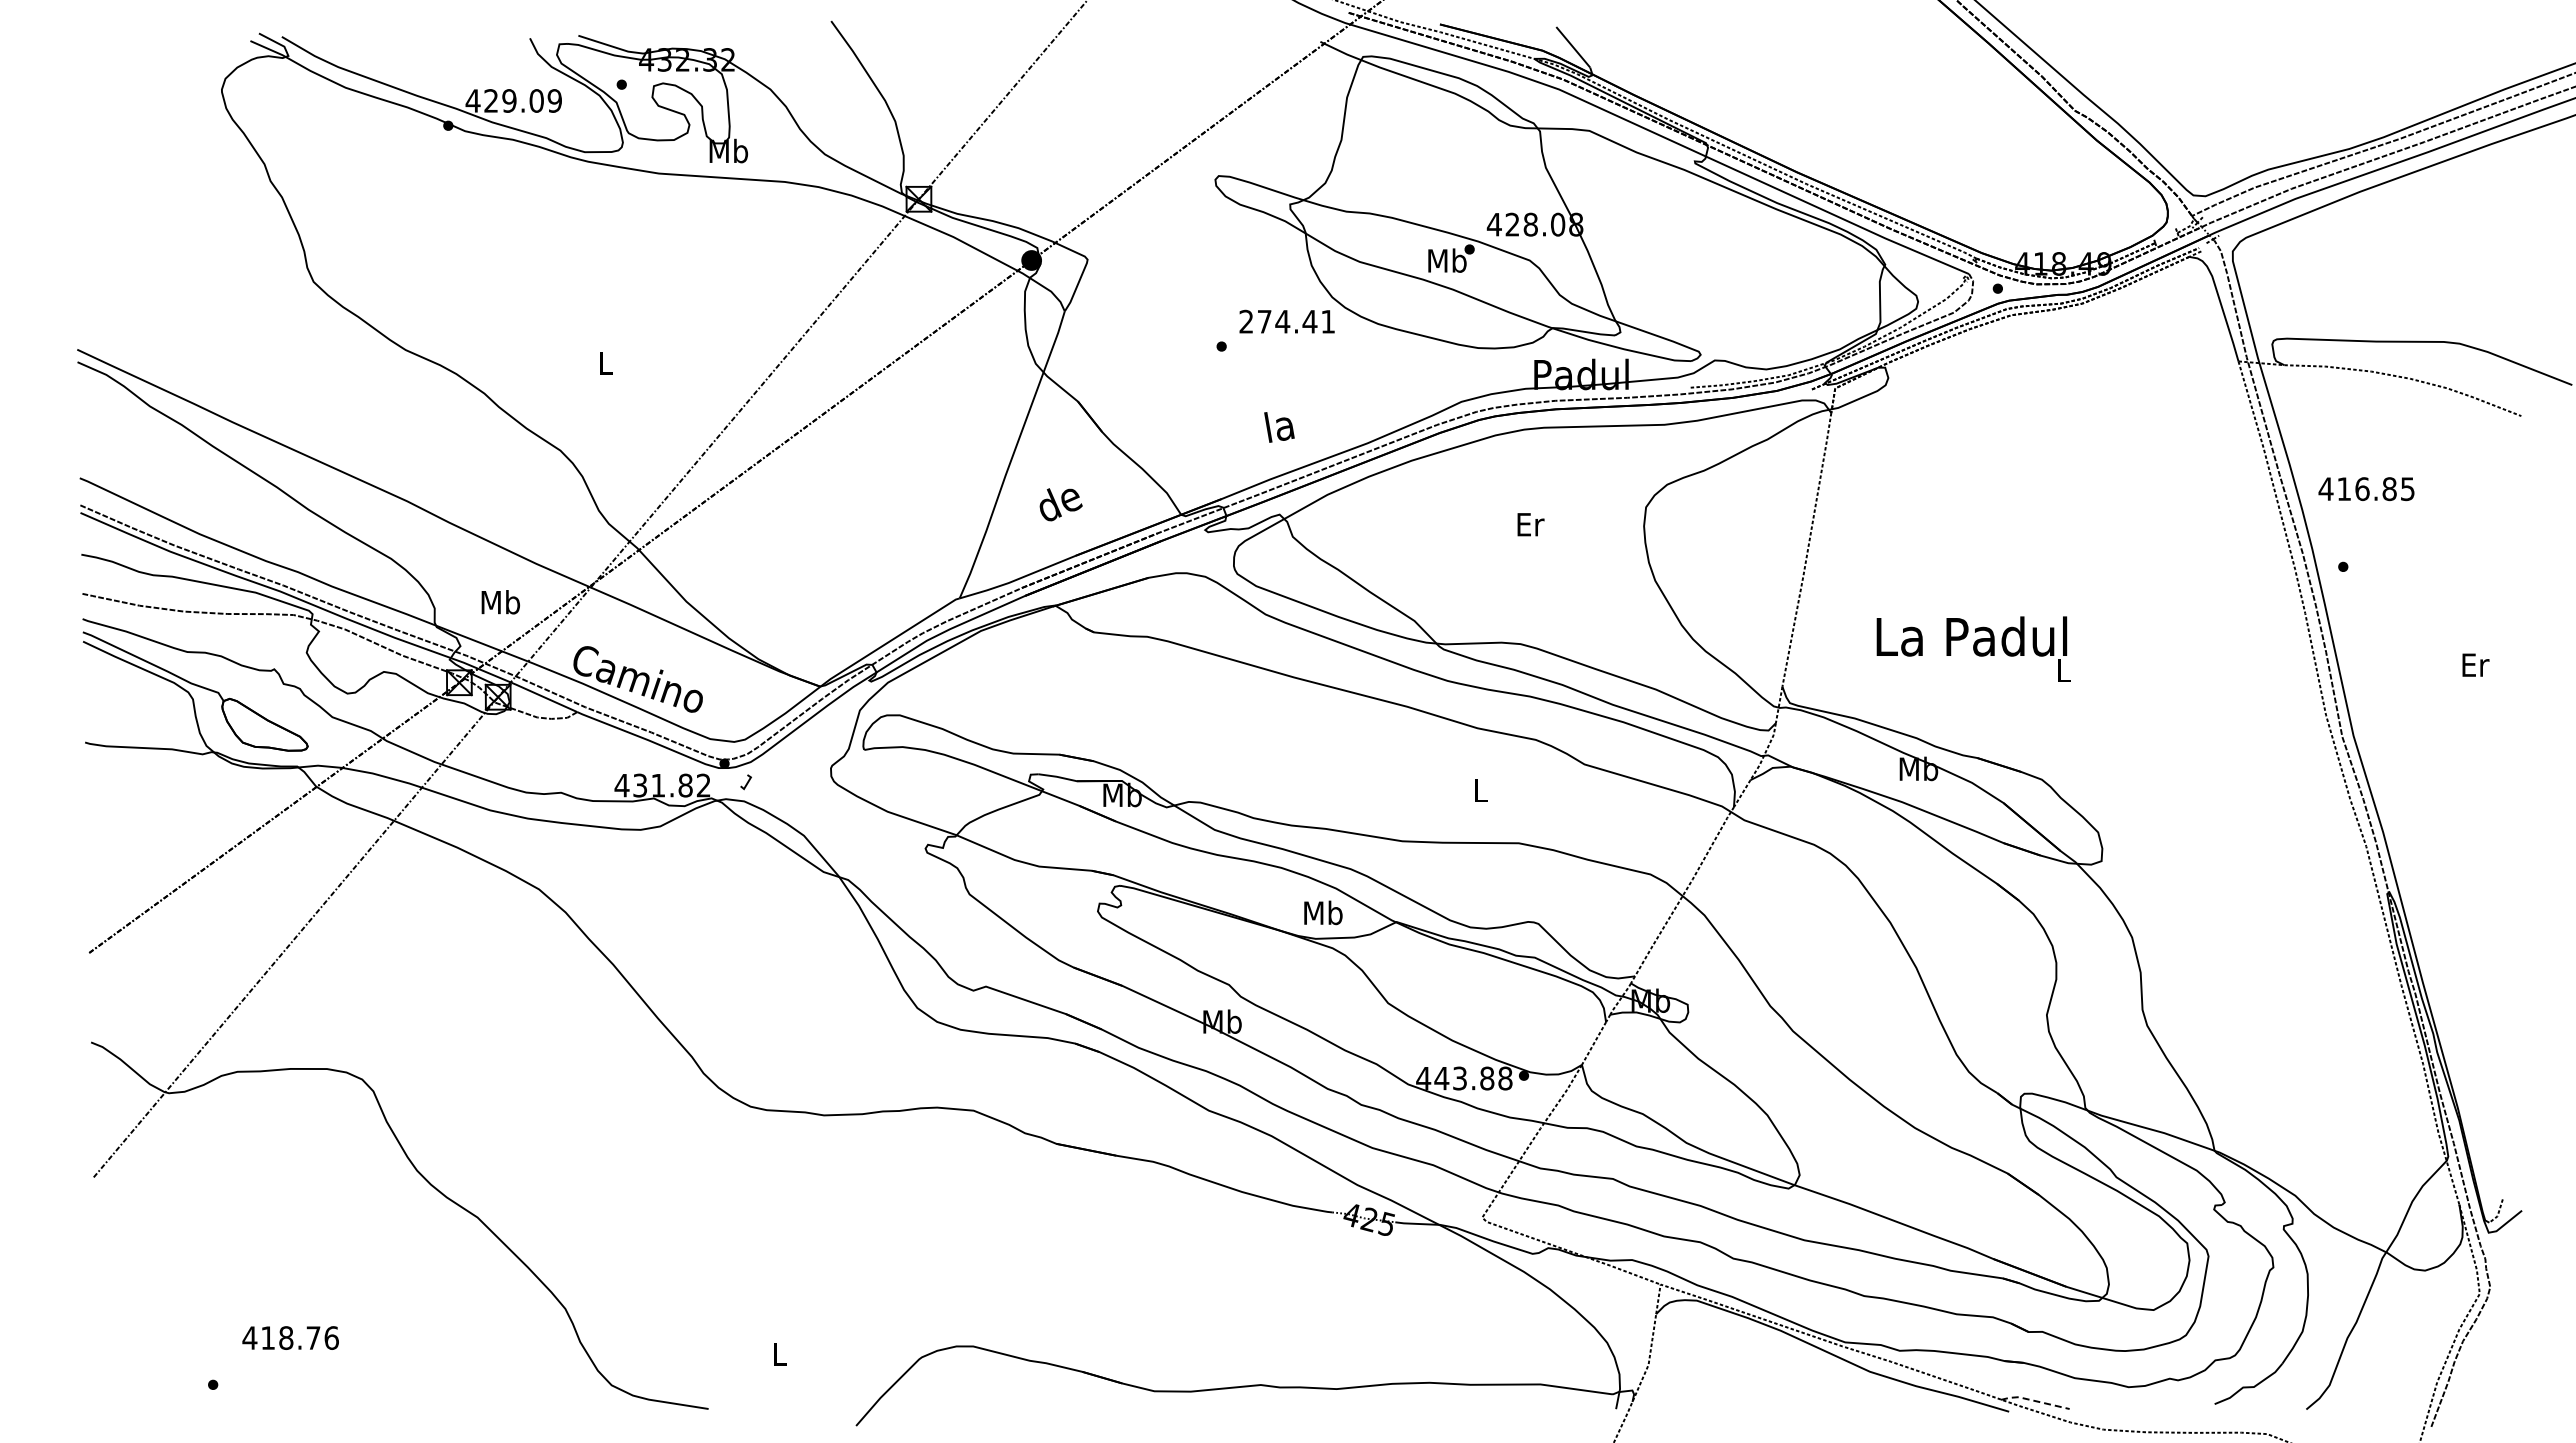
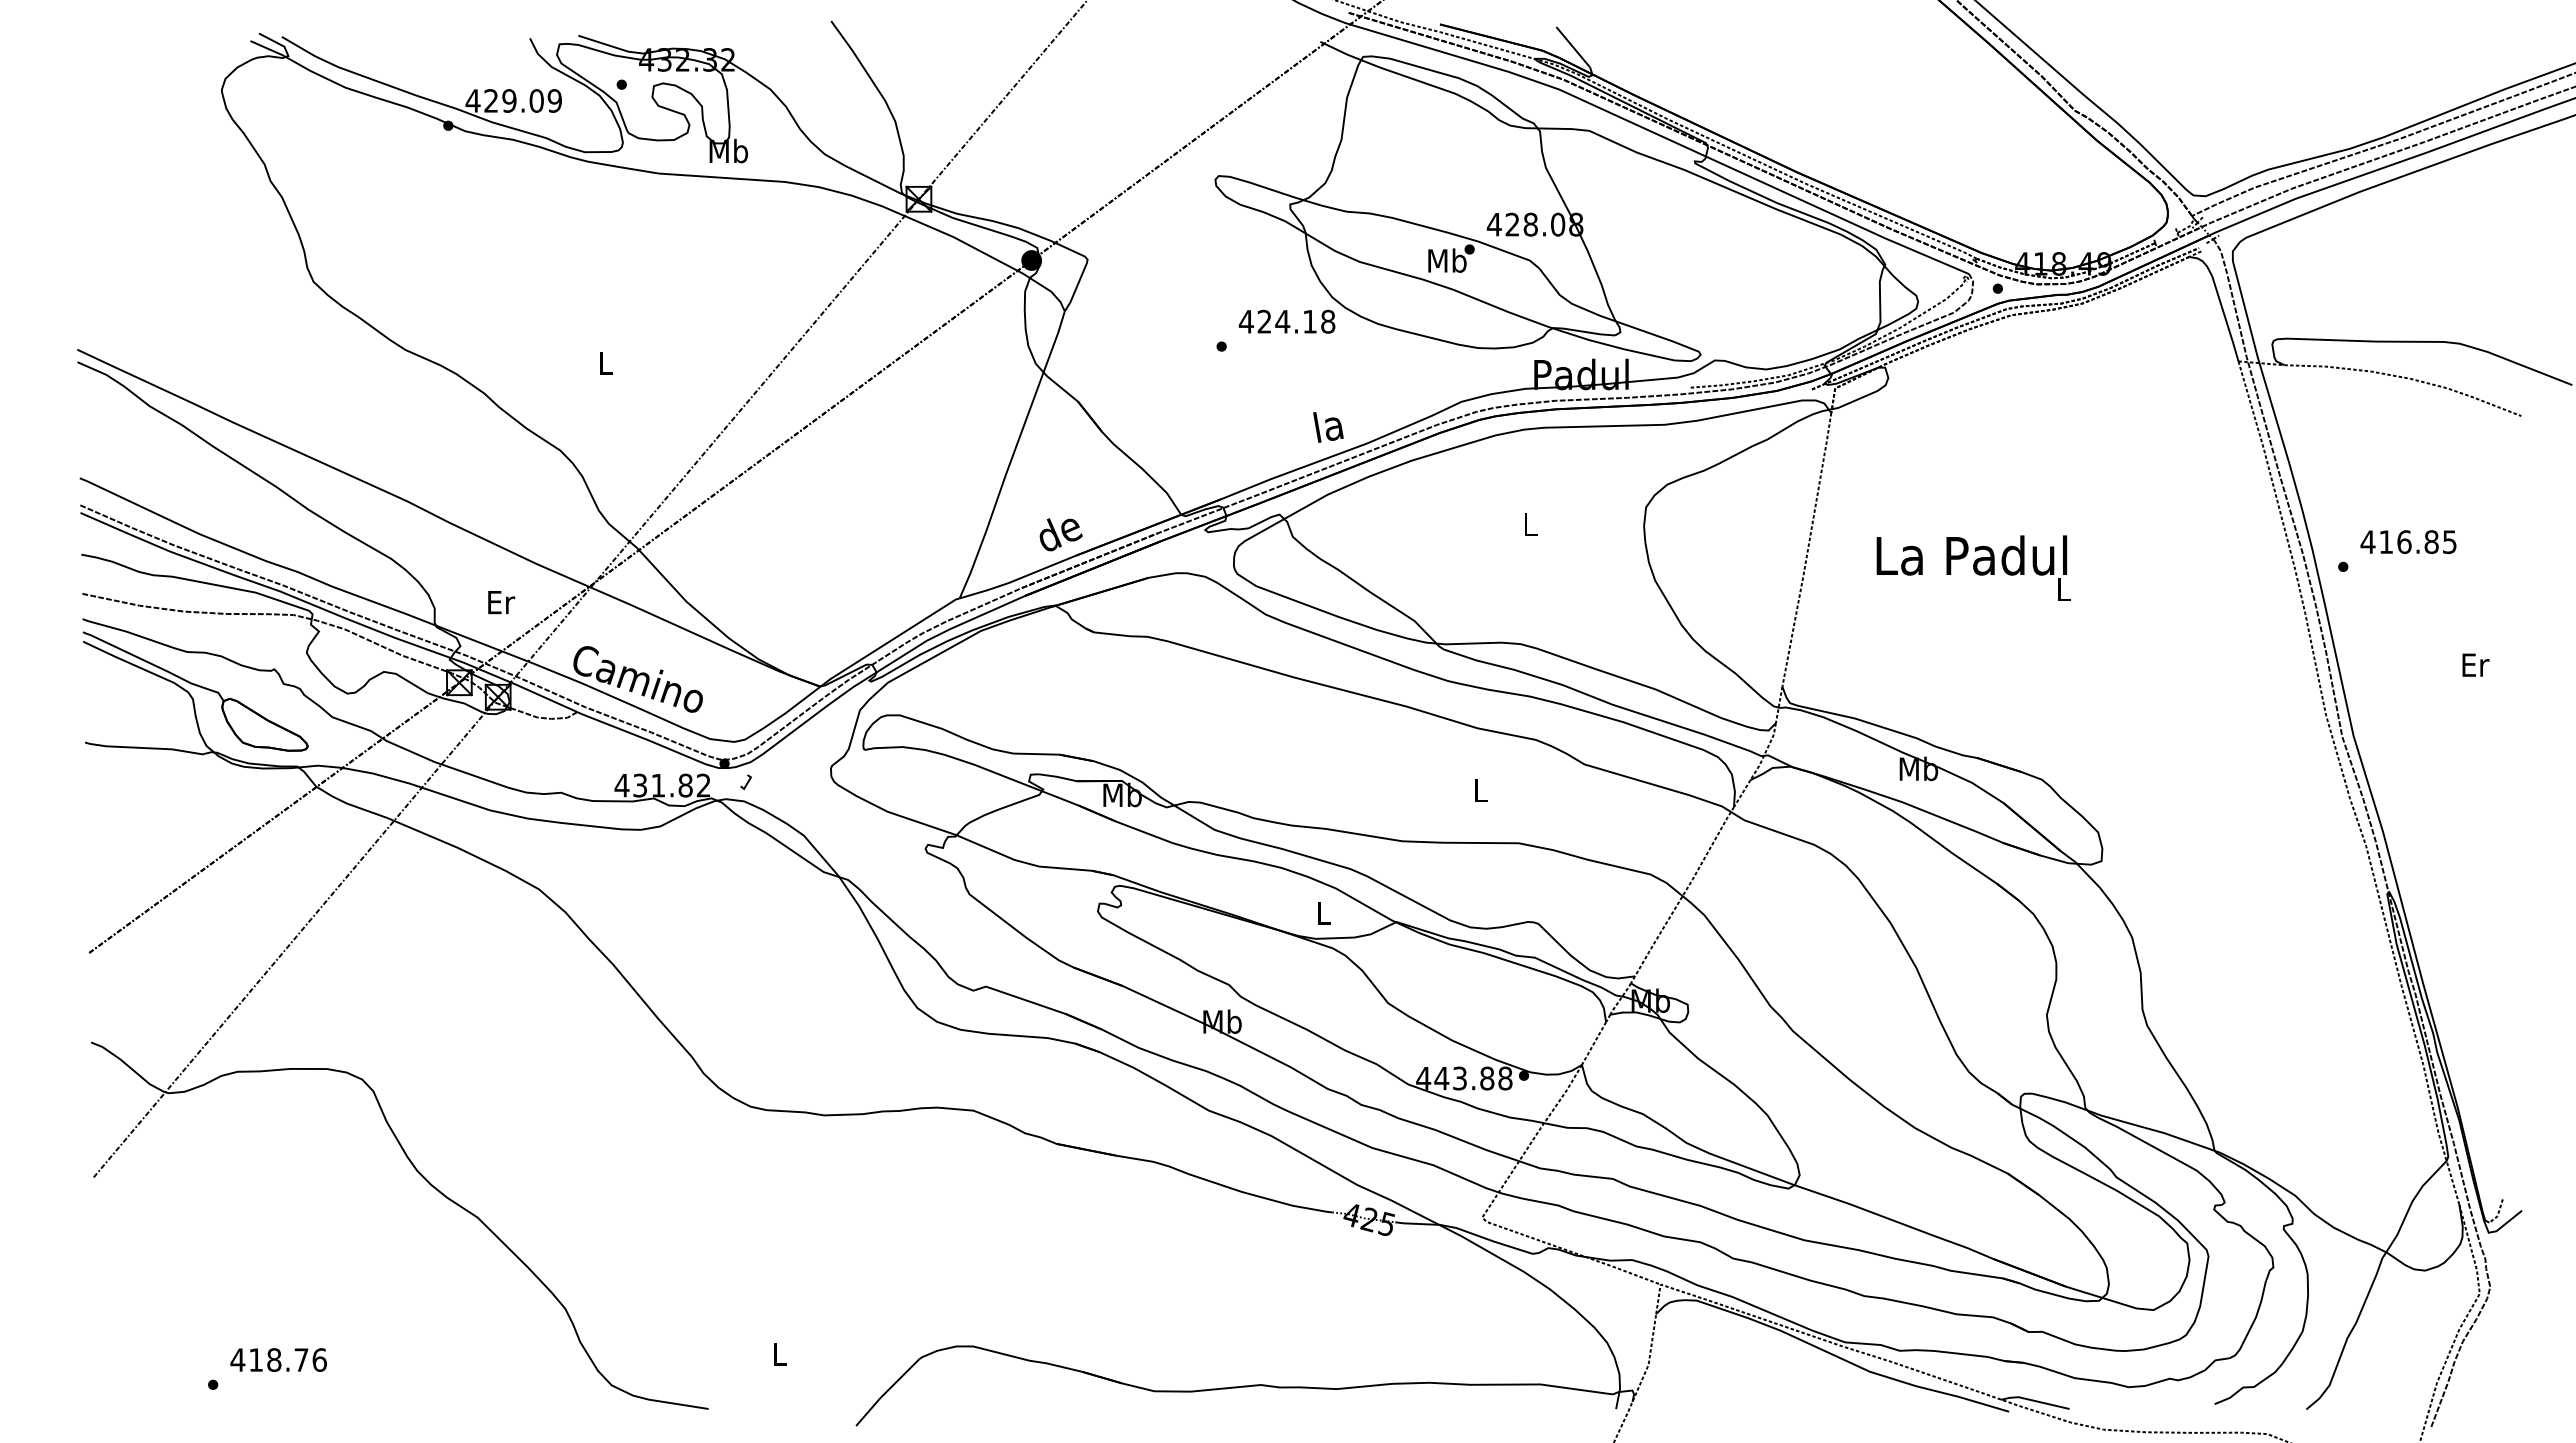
text: 274.41 -> 424.18 (1286, 321)
text position: (1279, 427) -> (1328, 427) (1328, 427)
text position: (2366, 489) -> (2408, 542) (2408, 542)
text position: (1060, 504) -> (1060, 534) (1060, 534)
text: Er -> L (1530, 524)
text: Mb -> Er (500, 602)
text position: (1973, 648) -> (1973, 567) (1973, 567)
text: Mb -> L (1323, 912)
text position: (290, 1337) -> (278, 1359) (278, 1359)
line: dashed -> solid (2034, 1400)
